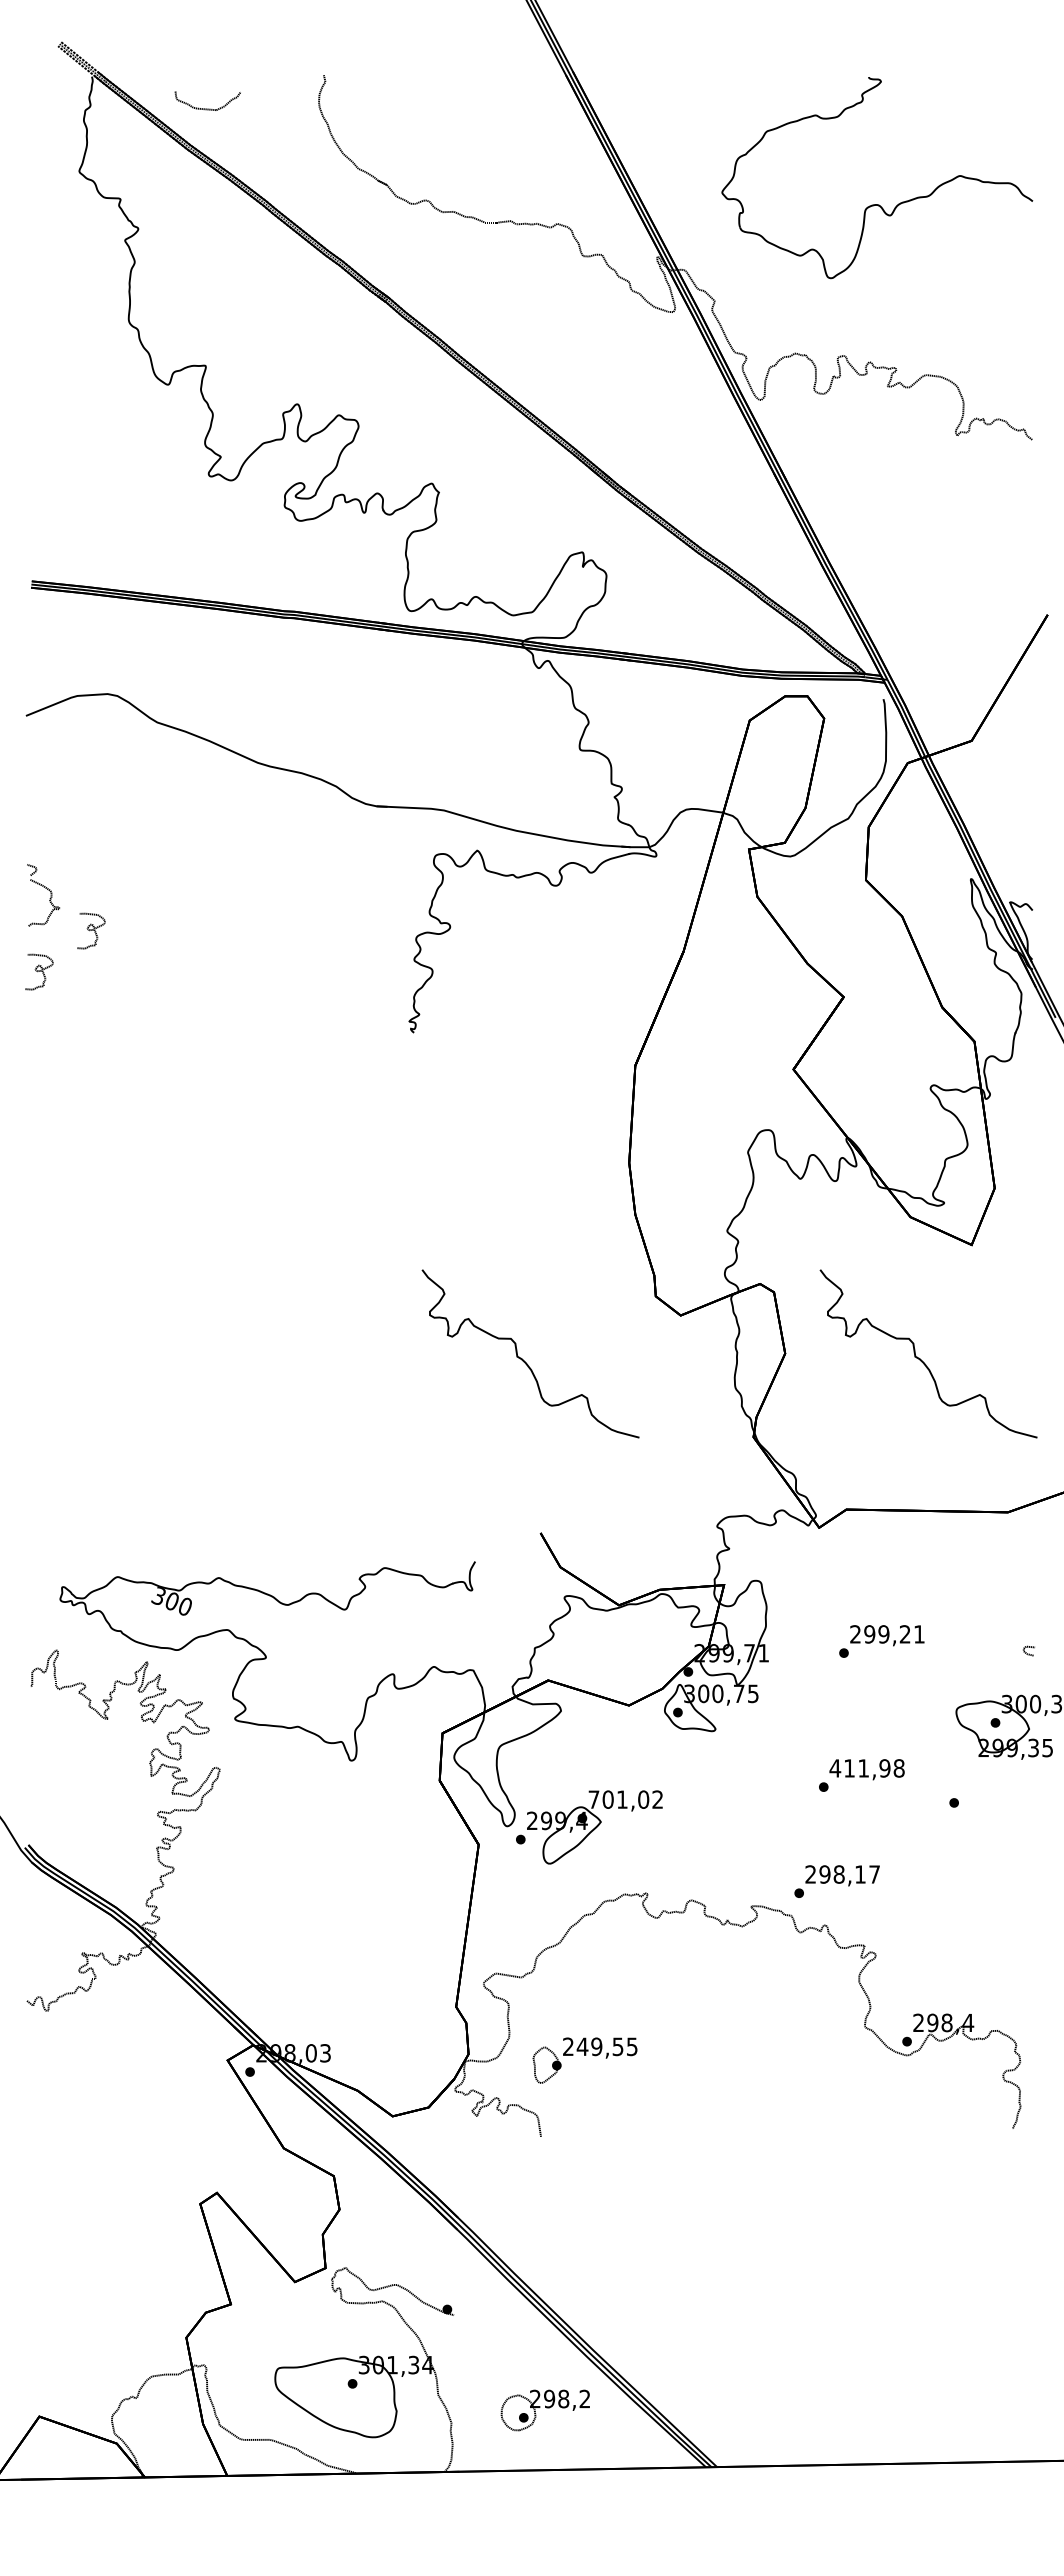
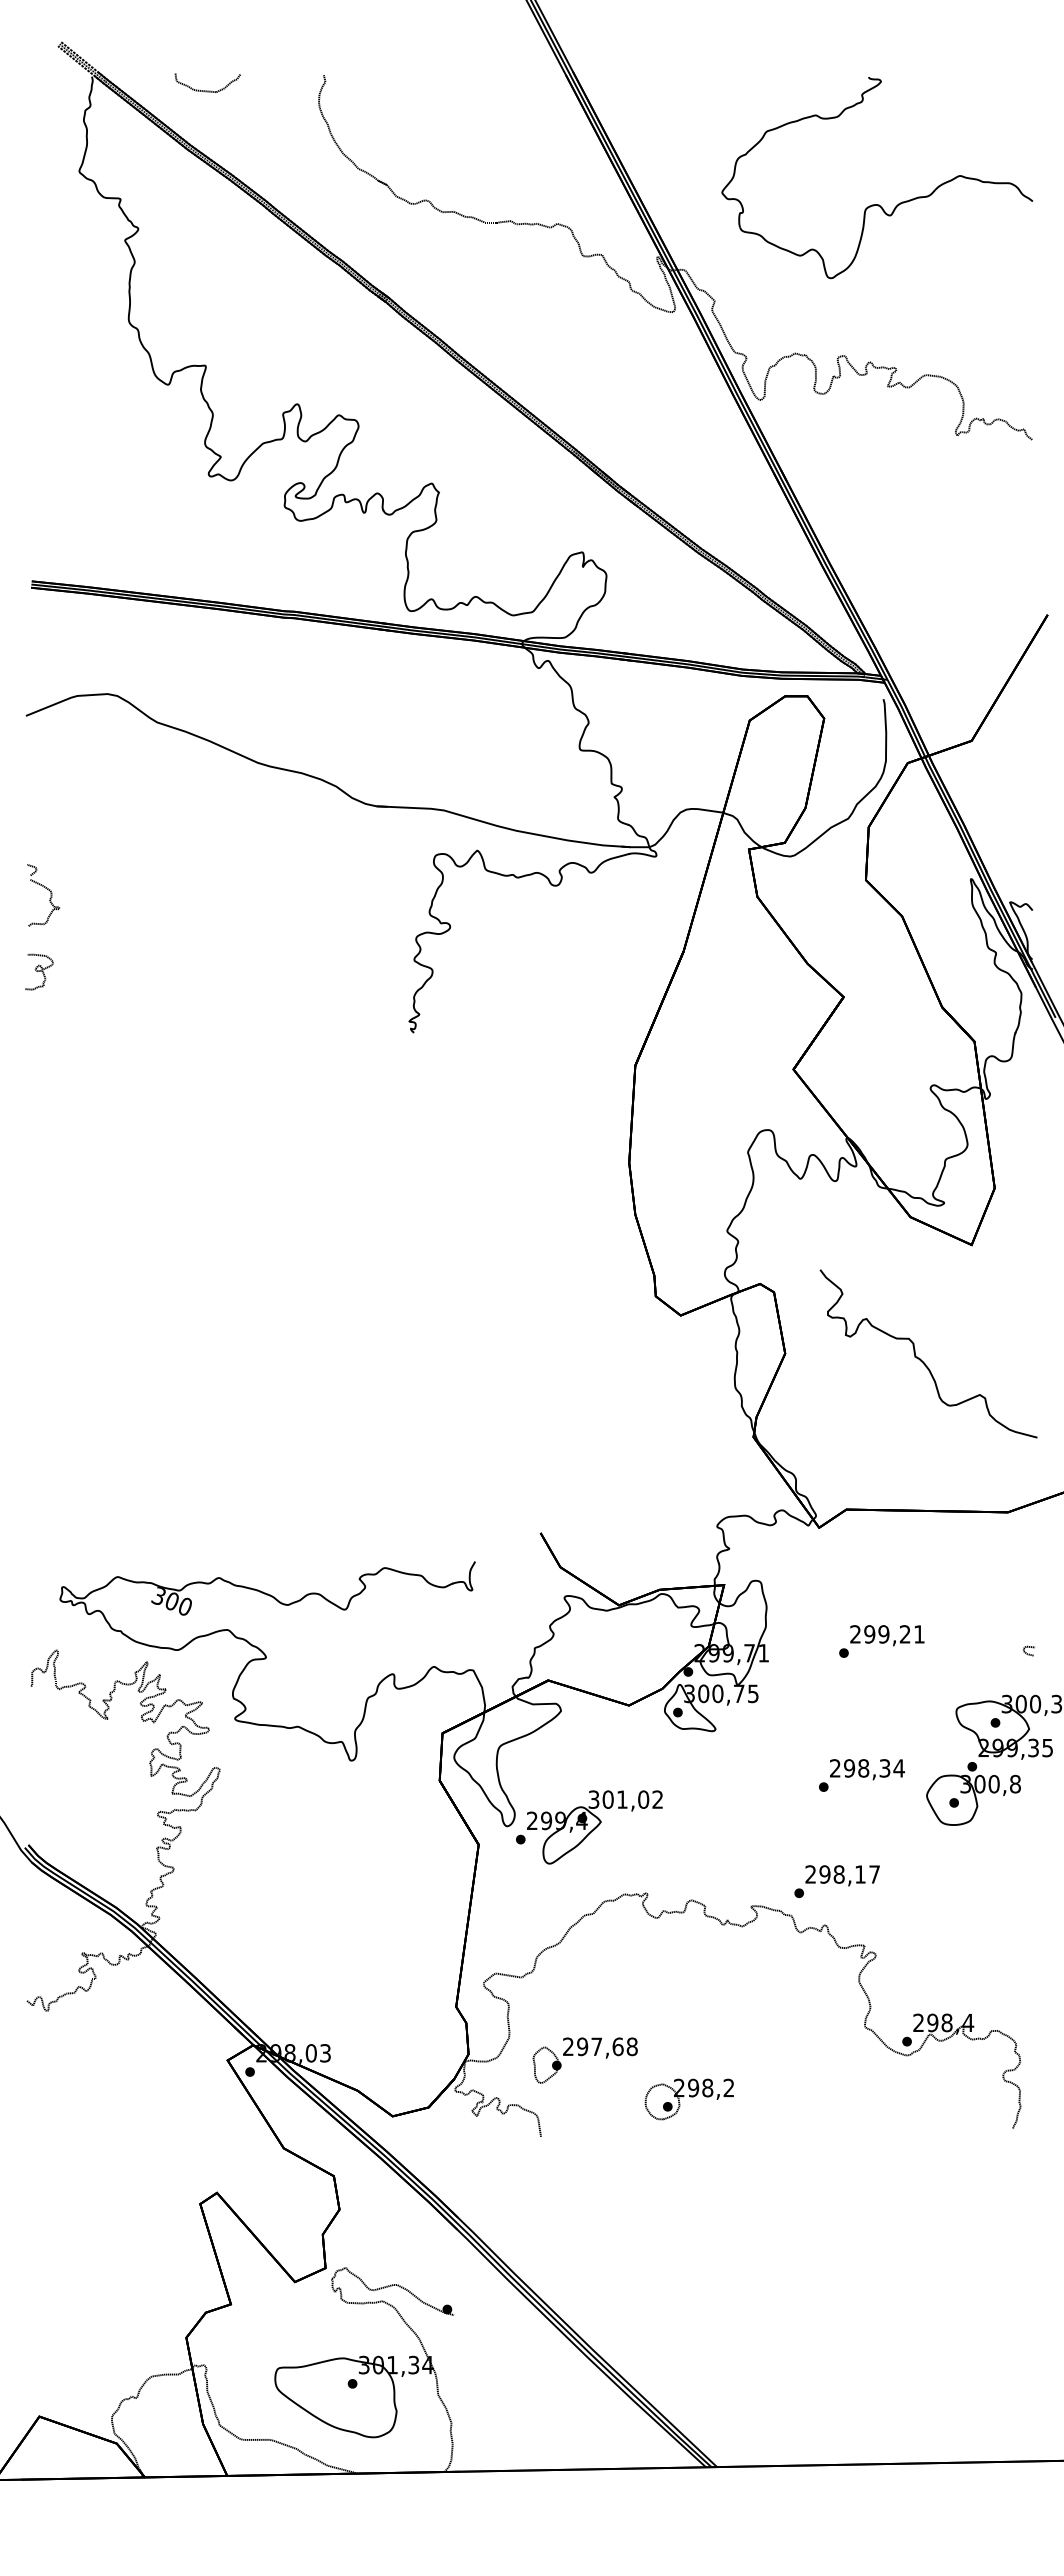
part position: (207, 108) -> (207, 90) (207, 90)
curve: present -> none (91, 930)
curve: present -> none (523, 1359)
text: 411,98 -> 298,34 (866, 1768)
part: none -> present (973, 1793)
text: 701,02 -> 301,02 (593, 1799)
text: 249,55 -> 297,68 (606, 2046)
part position: (544, 2410) -> (688, 2099) (688, 2099)
